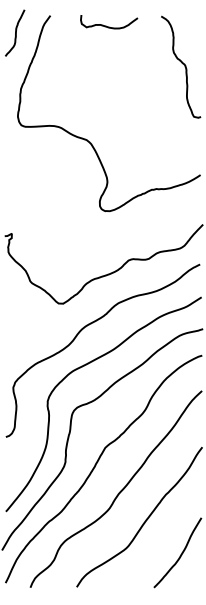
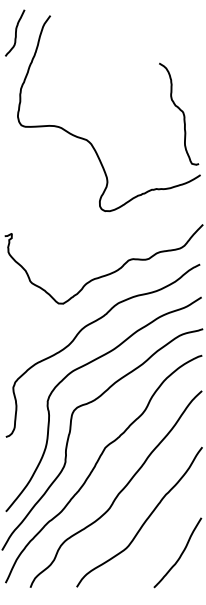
curve: present -> none (109, 26)
curve position: (182, 64) -> (180, 111) (180, 111)
